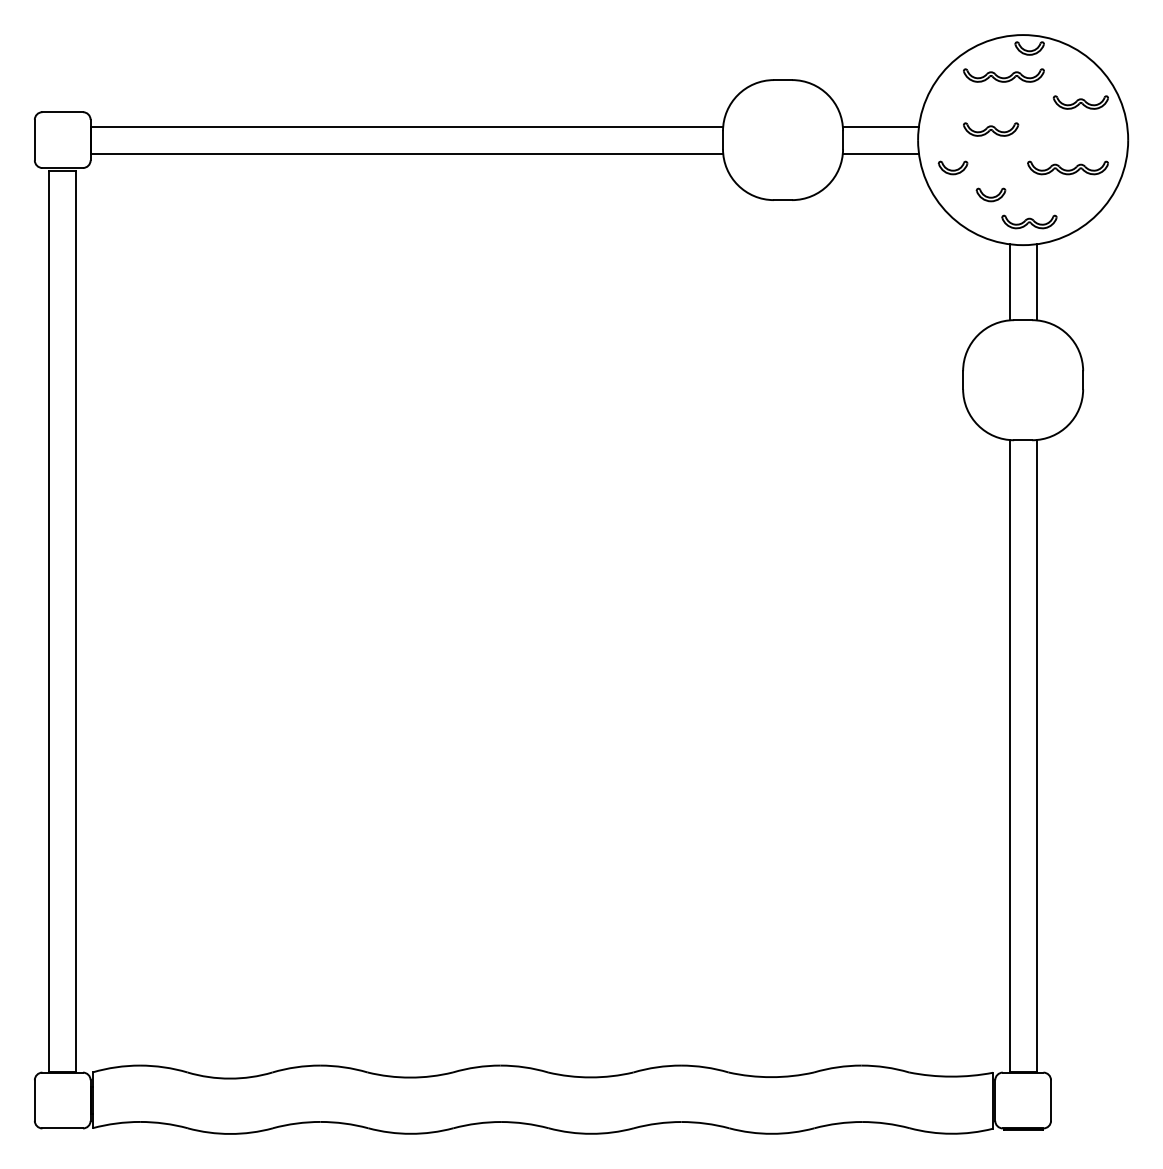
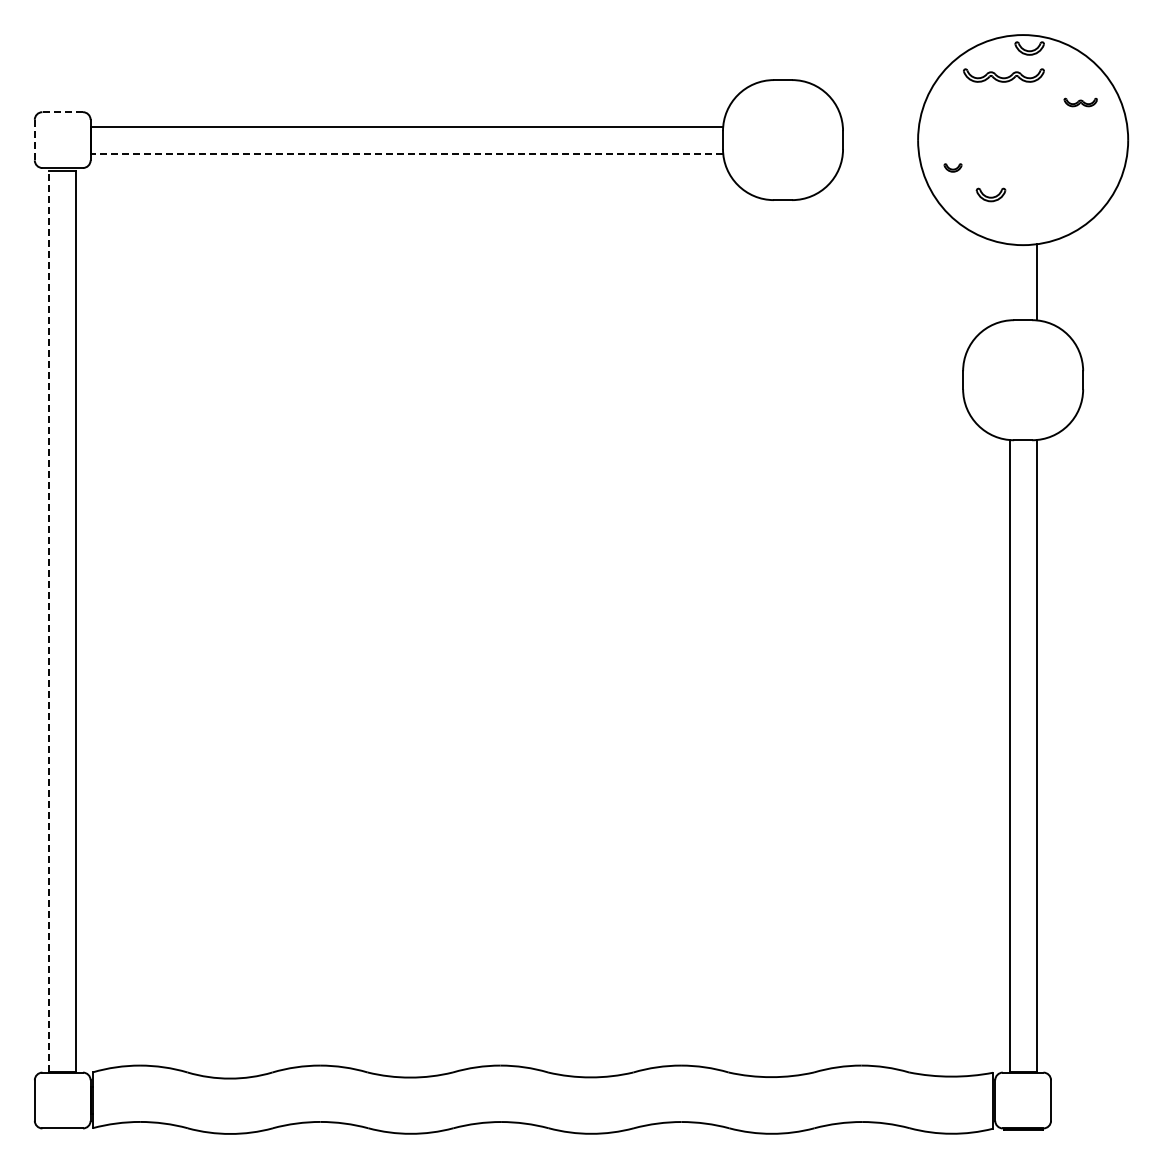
part size: 57x15 px -> 35x11 px (1080, 102)
line: solid -> dashed (62, 112)
line: present -> none (880, 126)
part: present -> none (991, 129)
line: solid -> dashed (34, 140)
line: solid -> dashed (407, 153)
line: present -> none (880, 153)
part size: 32x16 px -> 20x10 px (952, 167)
part: present -> none (1067, 167)
part: present -> none (1029, 221)
line: present -> none (1009, 282)
line: solid -> dashed (49, 621)
